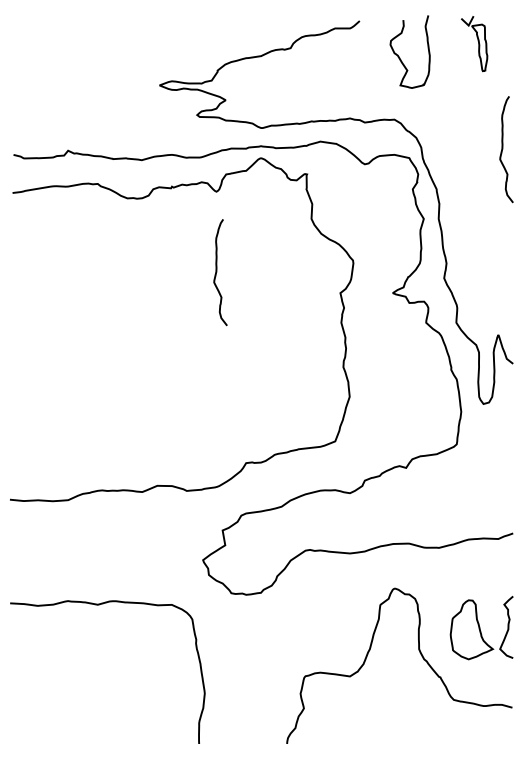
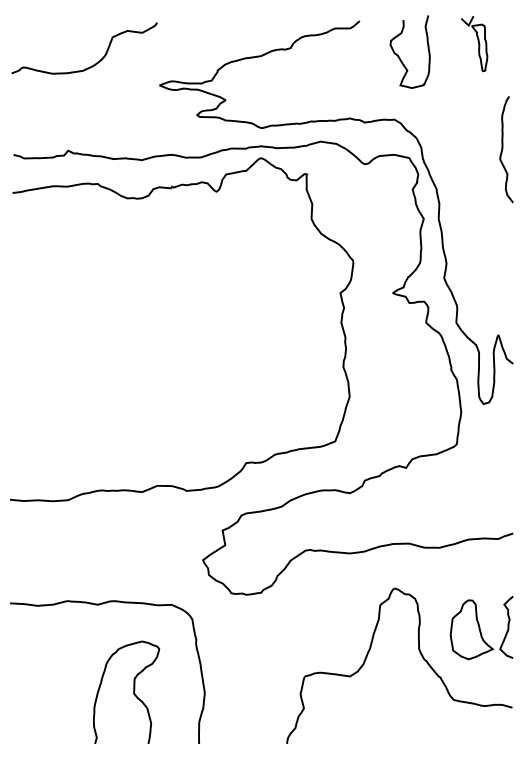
curve: none -> present (93, 64)
curve: present -> none (217, 272)
curve: none -> present (133, 691)
